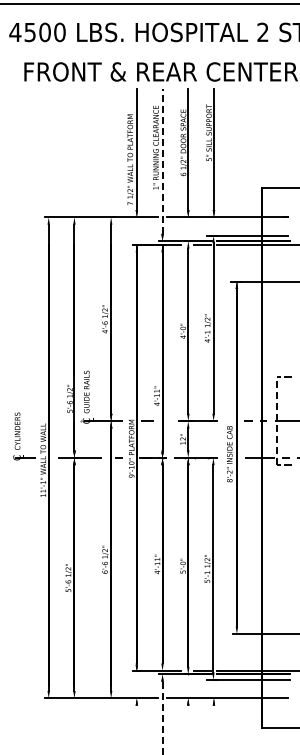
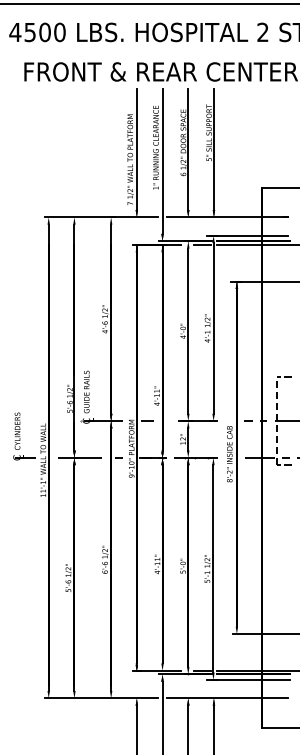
line: dashed -> solid (162, 161)
line: dashed -> solid (162, 718)
line: none -> present (136, 728)
line: none -> present (188, 728)
line: none -> present (213, 728)
